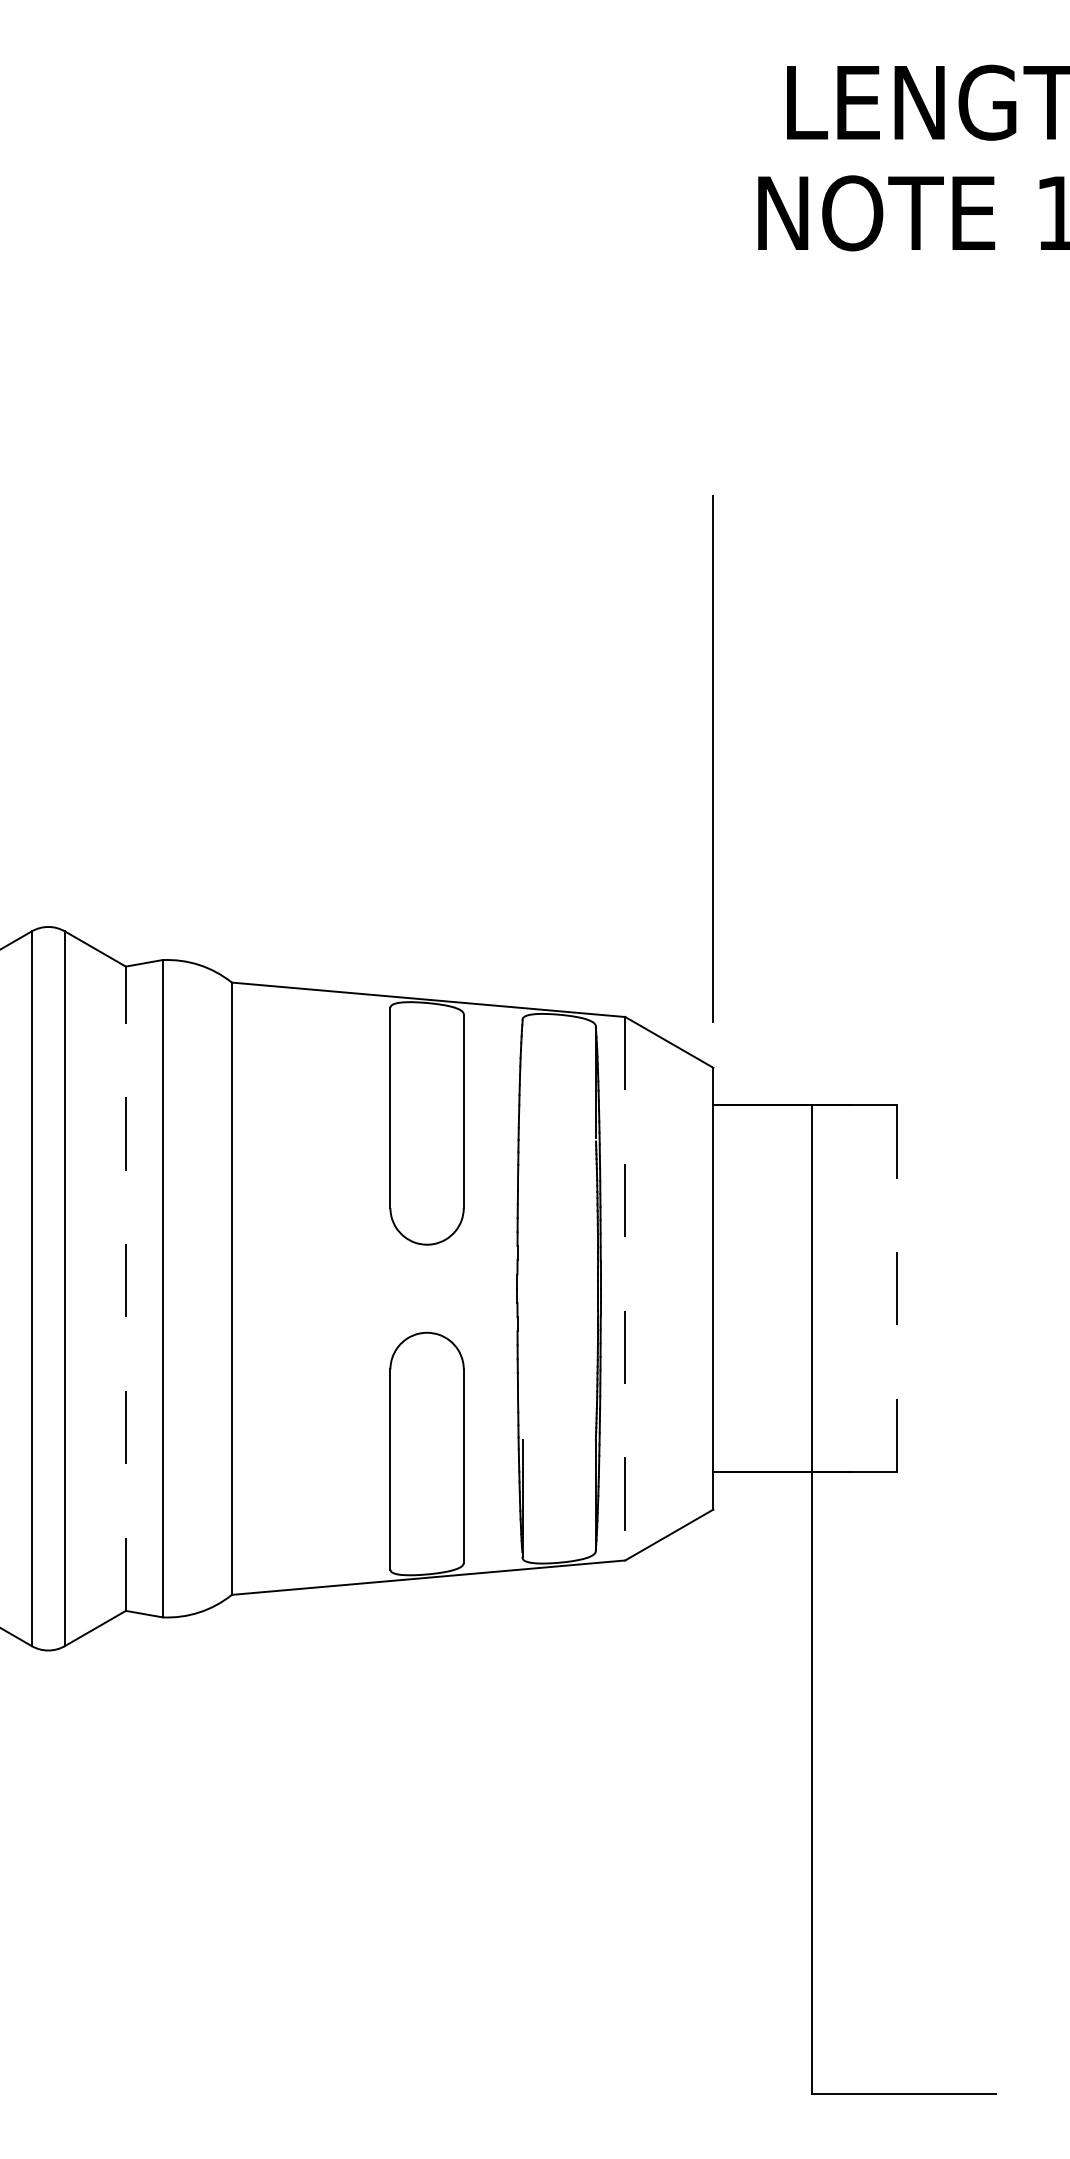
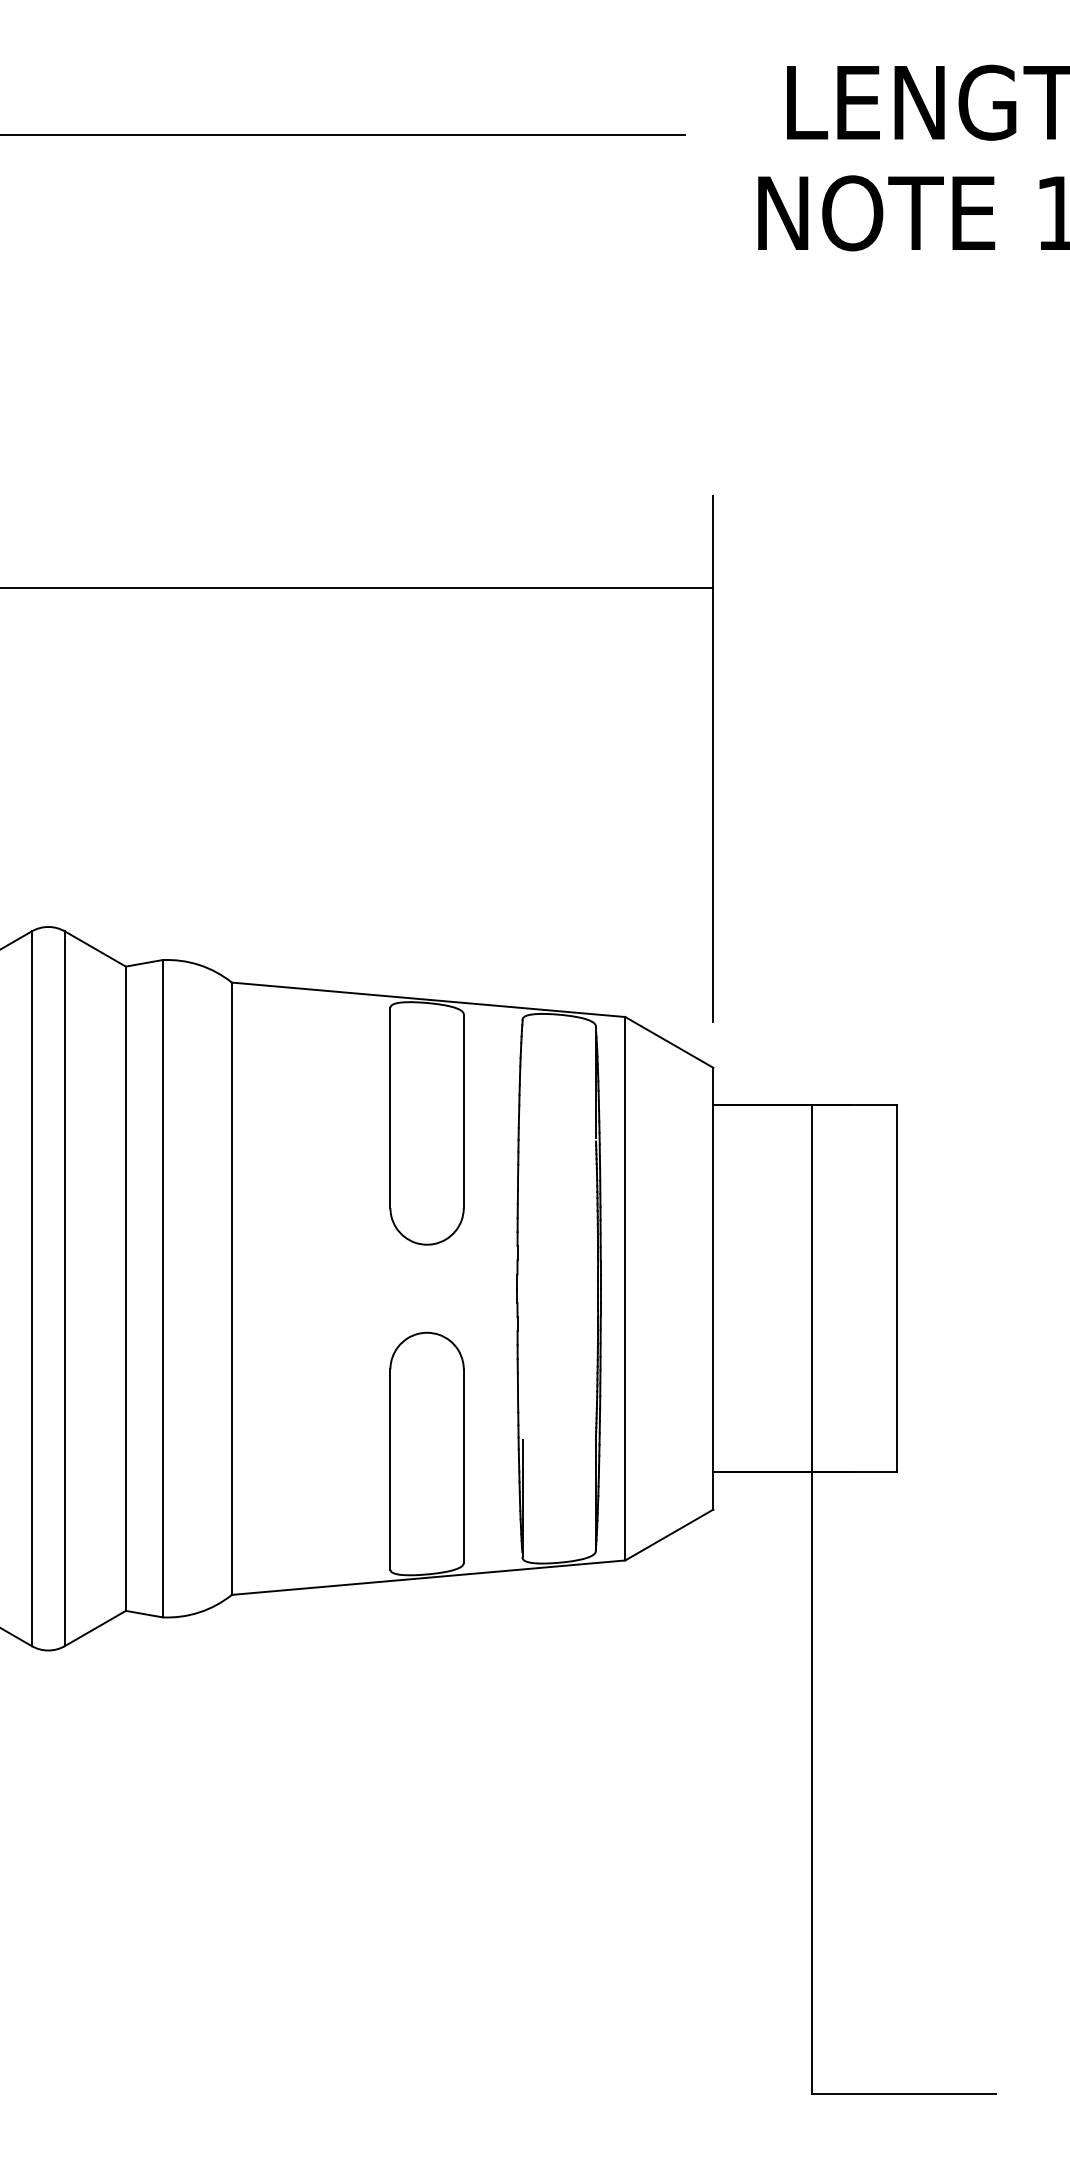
line: none -> present (343, 134)
line: none -> present (357, 588)
line: dashed -> solid (125, 1288)
line: dashed -> solid (625, 1288)
line: dashed -> solid (896, 1289)
